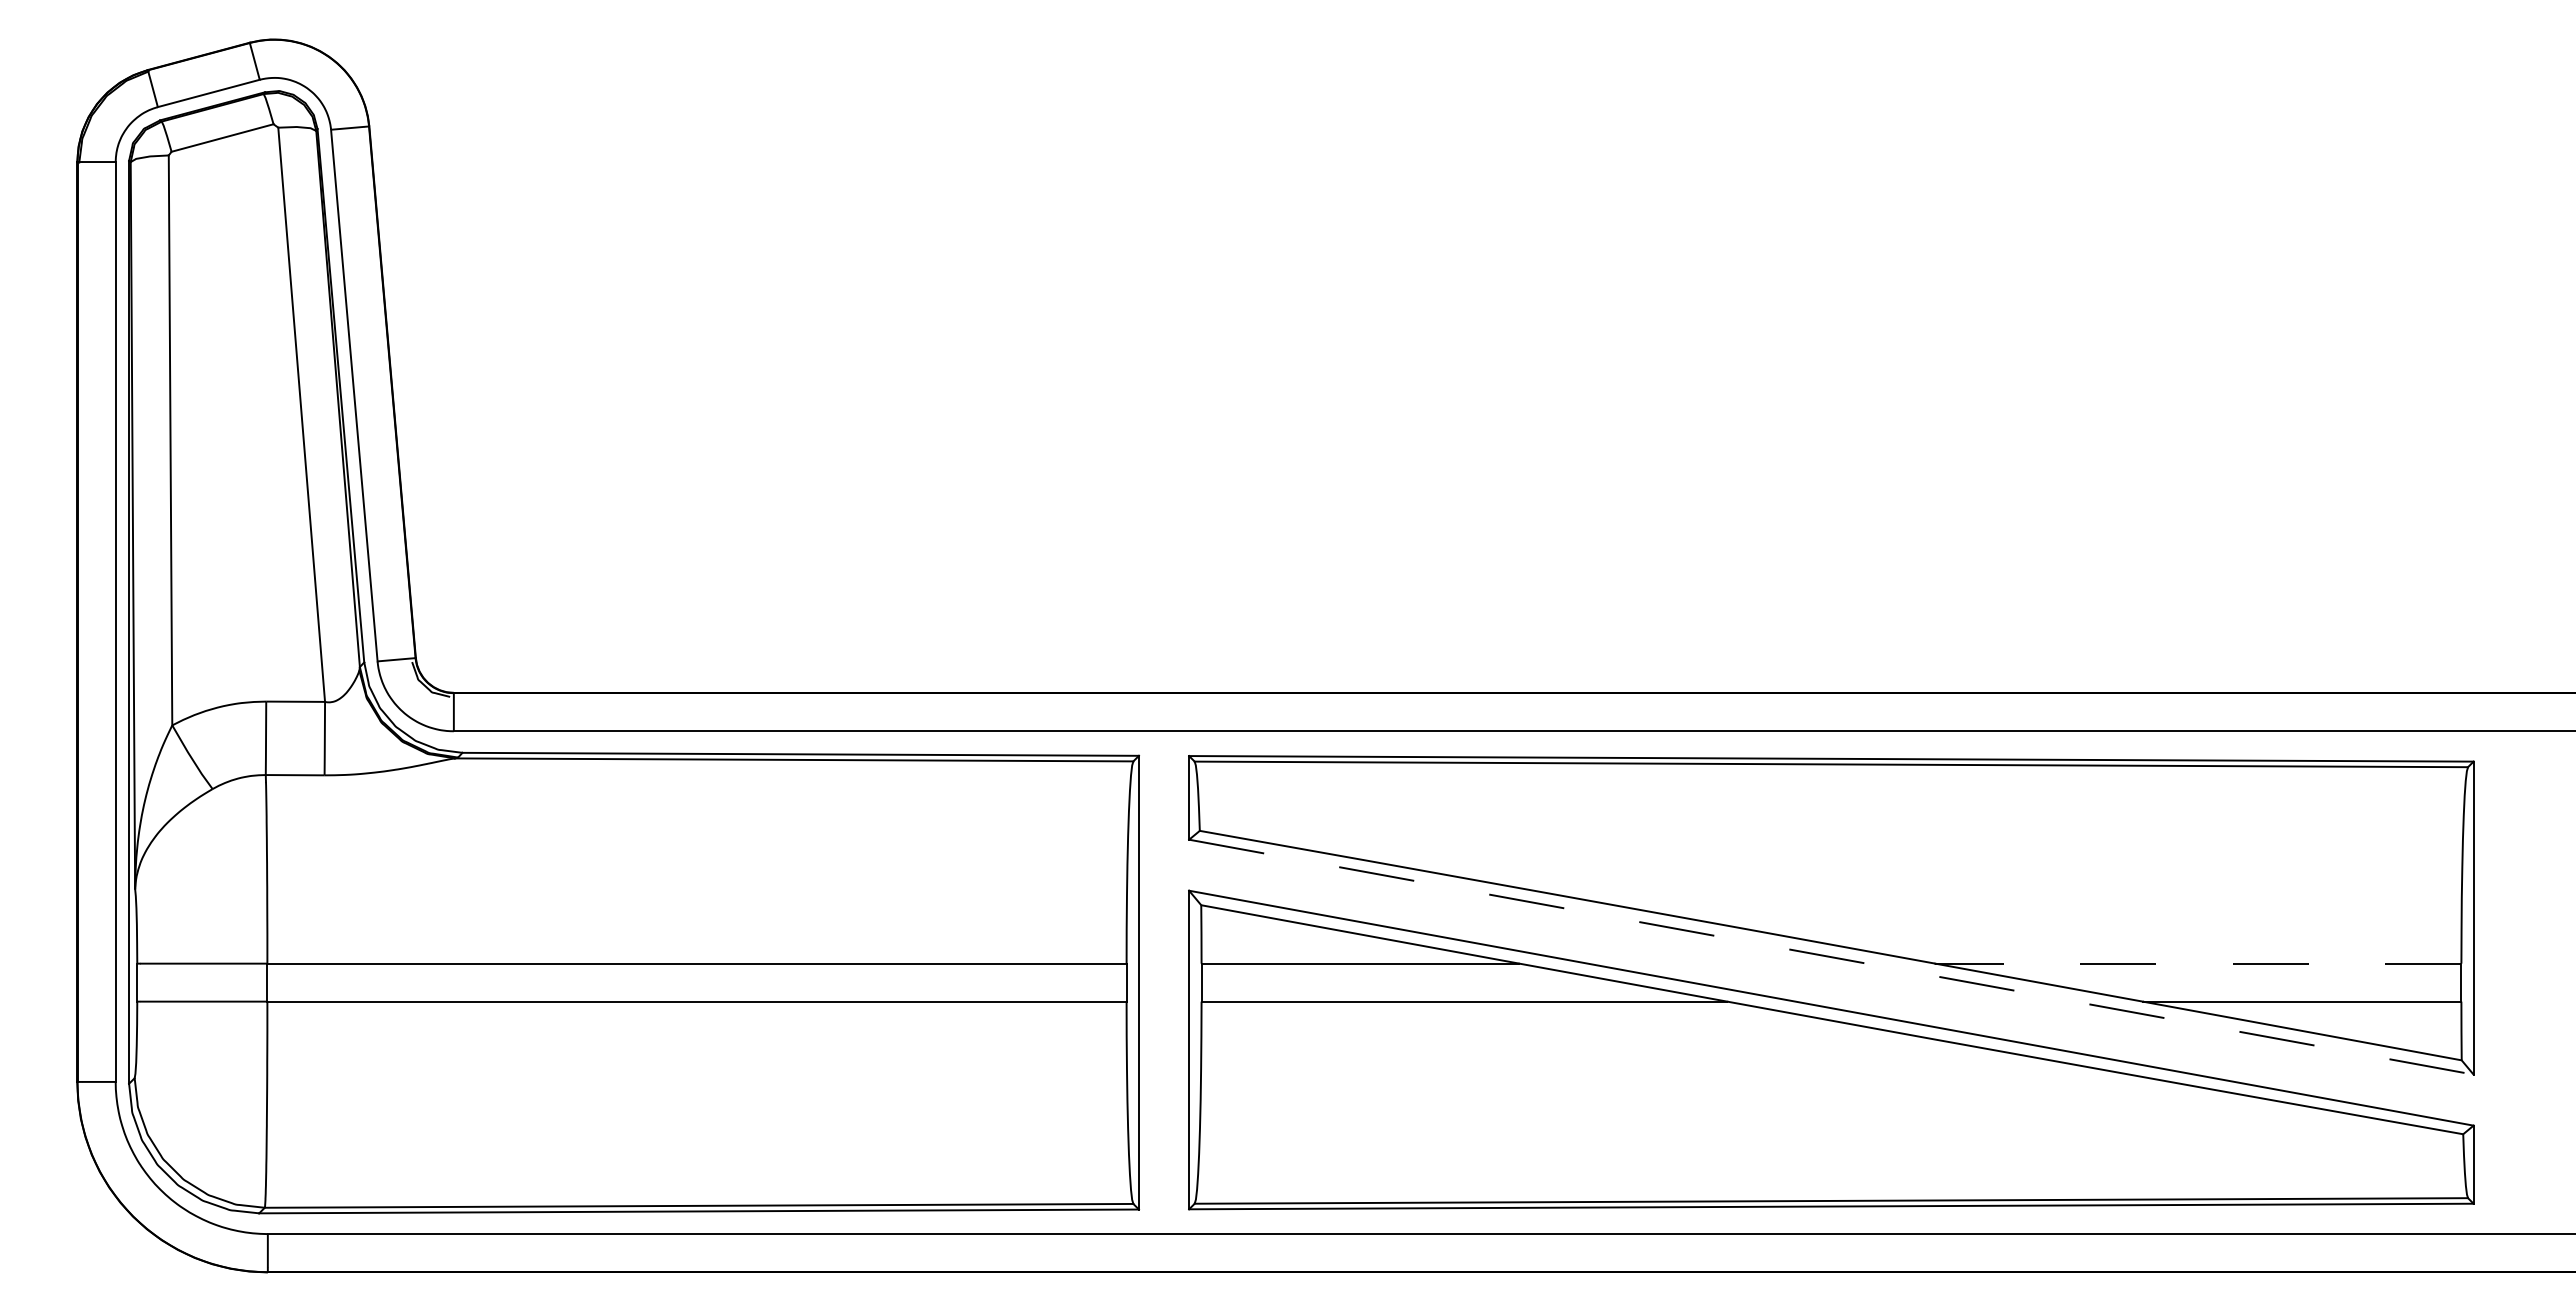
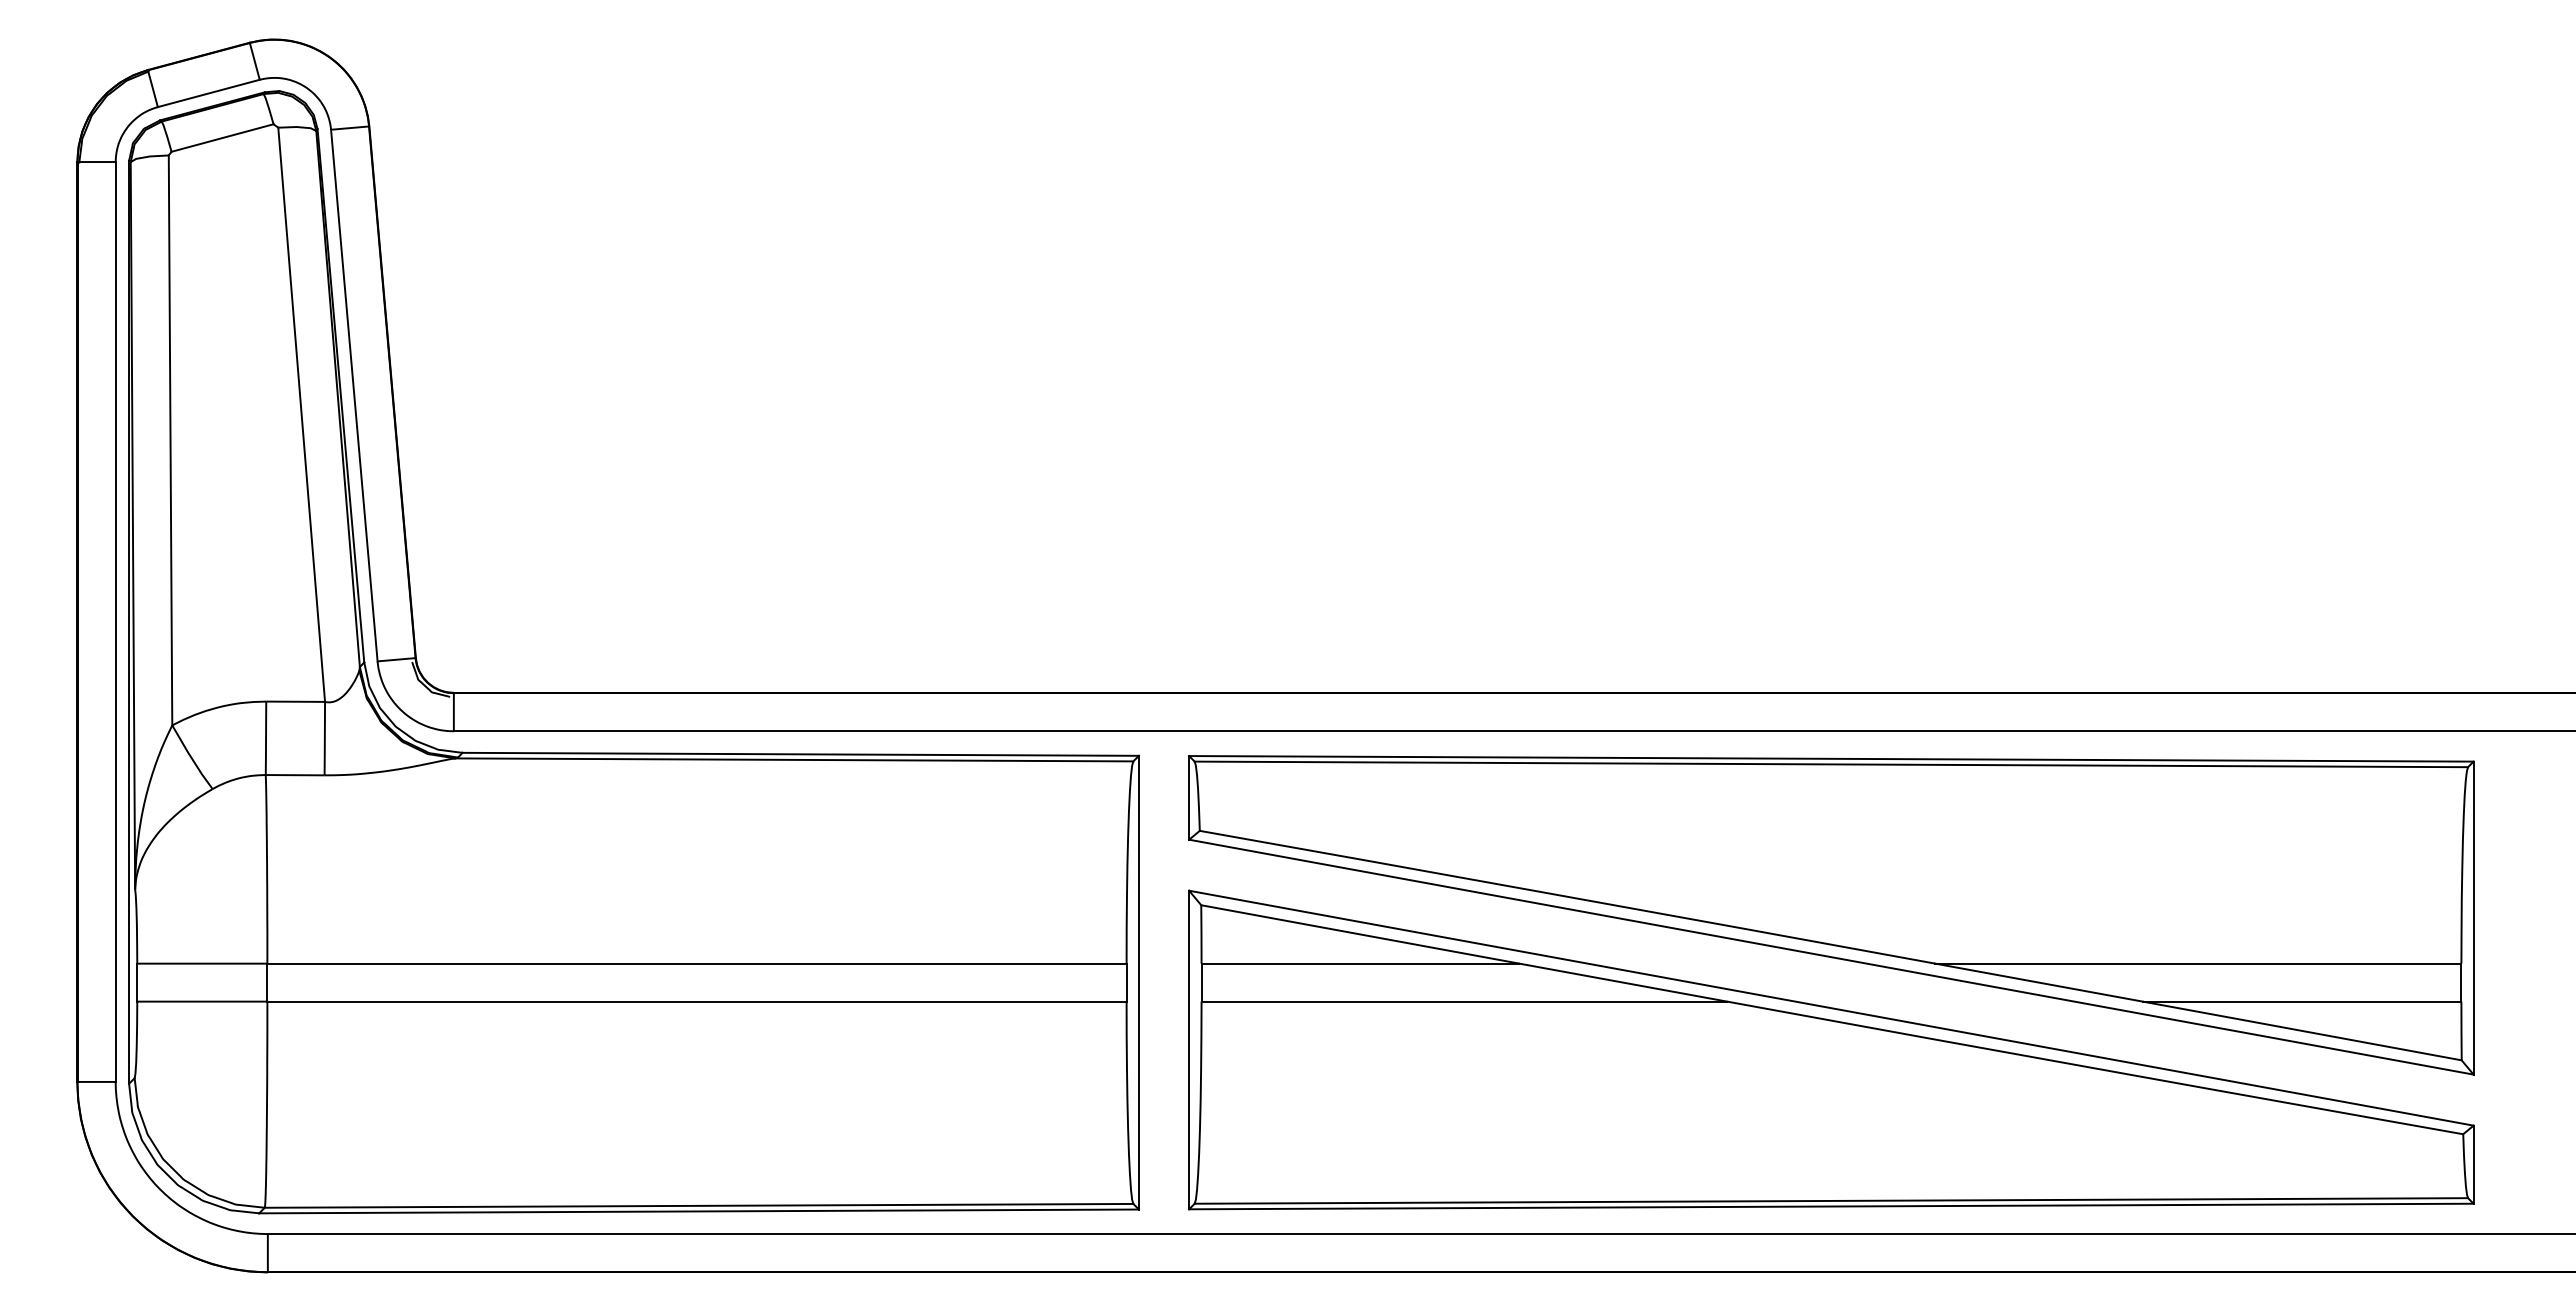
line: dashed -> solid (1831, 957)
line: dashed -> solid (2197, 963)
